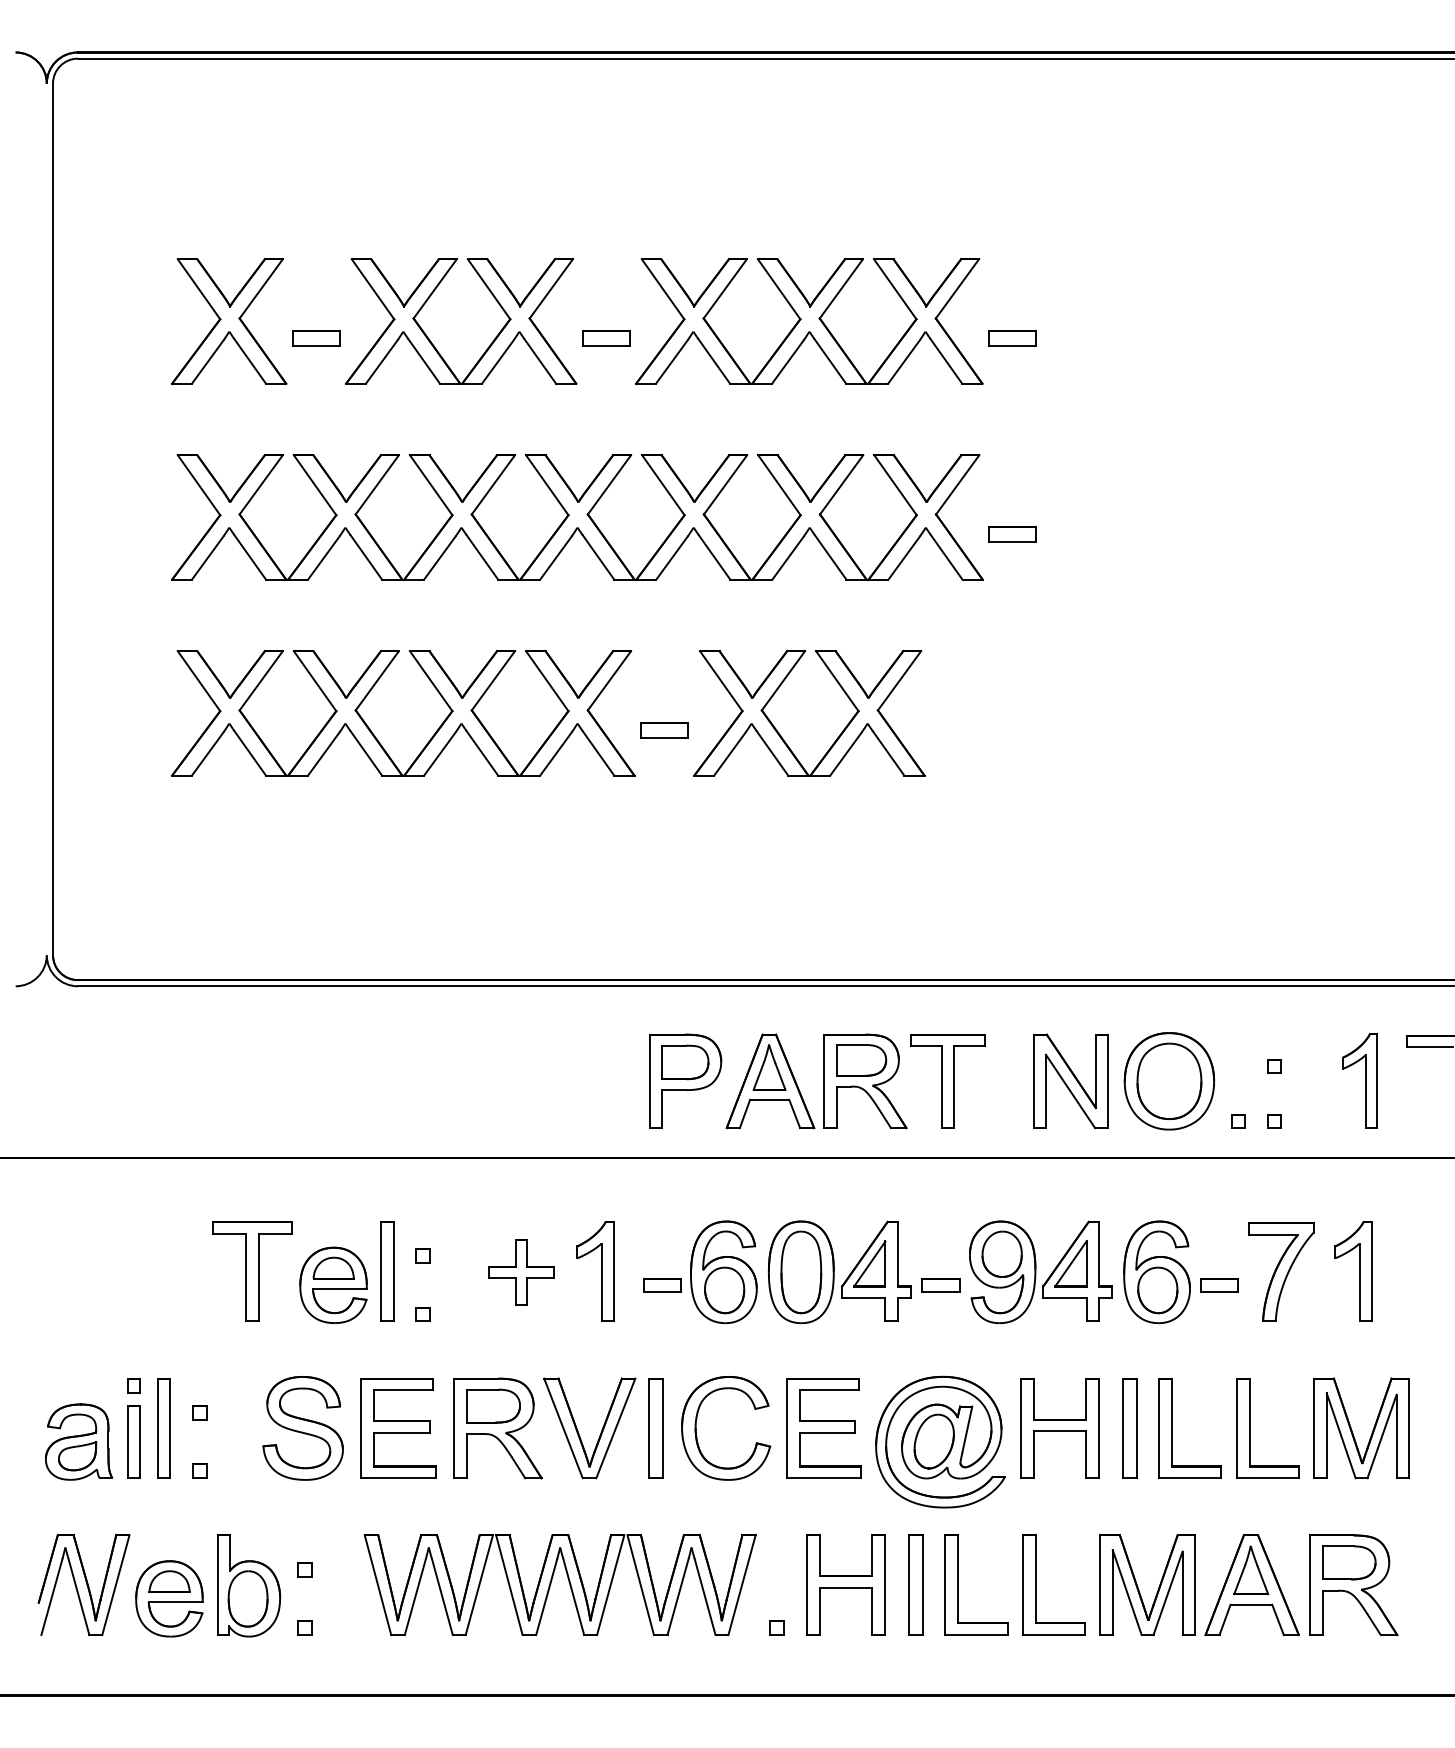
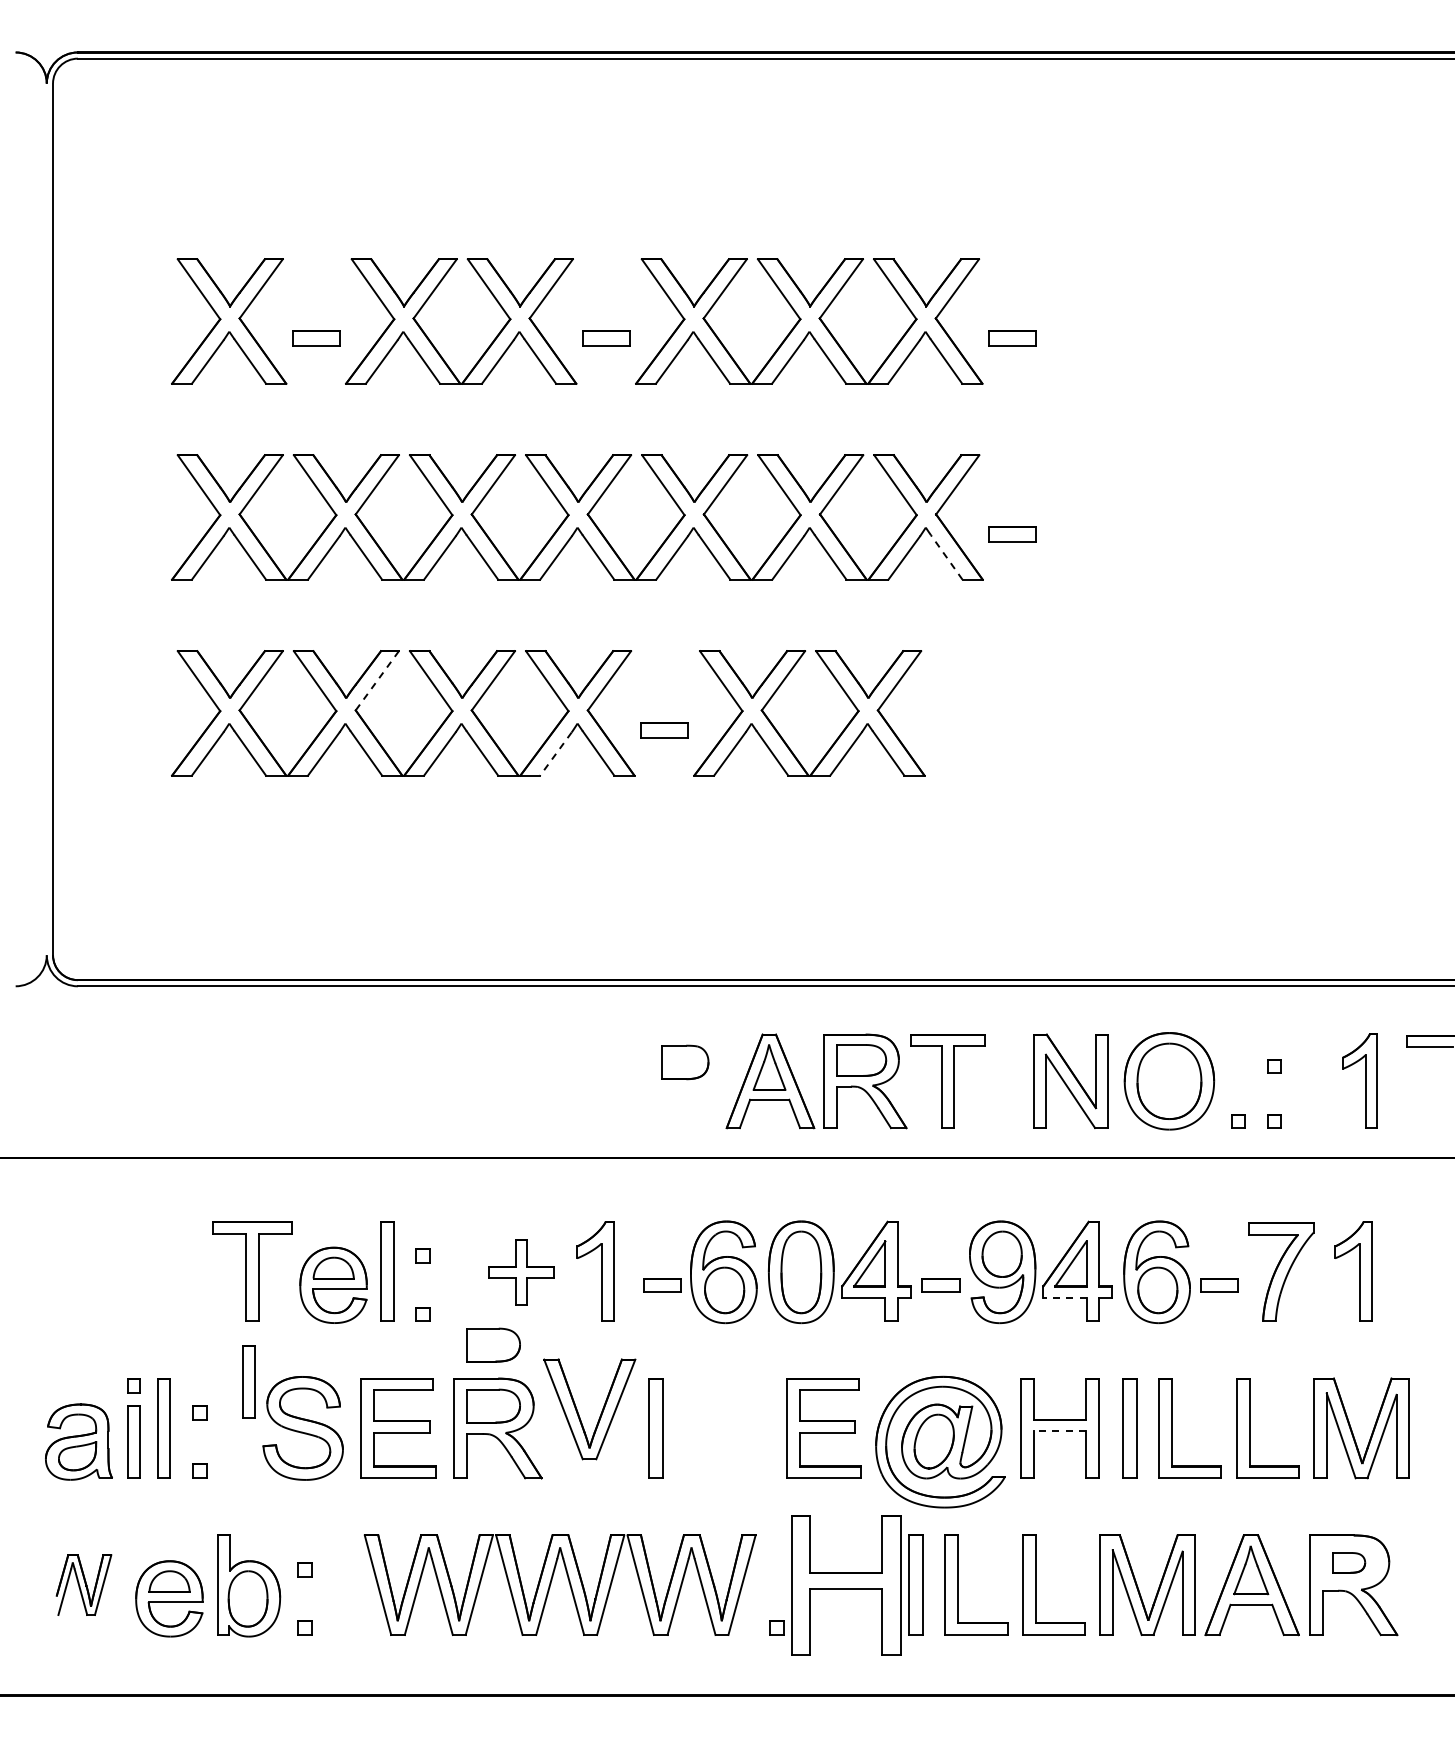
line: solid -> dashed (946, 557)
line: solid -> dashed (377, 680)
line: solid -> dashed (555, 754)
part: present -> none (685, 1080)
line: solid -> dashed (1064, 1297)
part: none -> present (493, 1344)
part: none -> present (248, 1381)
part: present -> none (696, 1428)
part position: (578, 1430) -> (578, 1411) (578, 1411)
line: solid -> dashed (1060, 1431)
part size: 55x36 px -> 35x22 px (1349, 1562)
part size: 94x102 px -> 58x62 px (83, 1584)
part size: 80x102 px -> 111x141 px (846, 1585)
